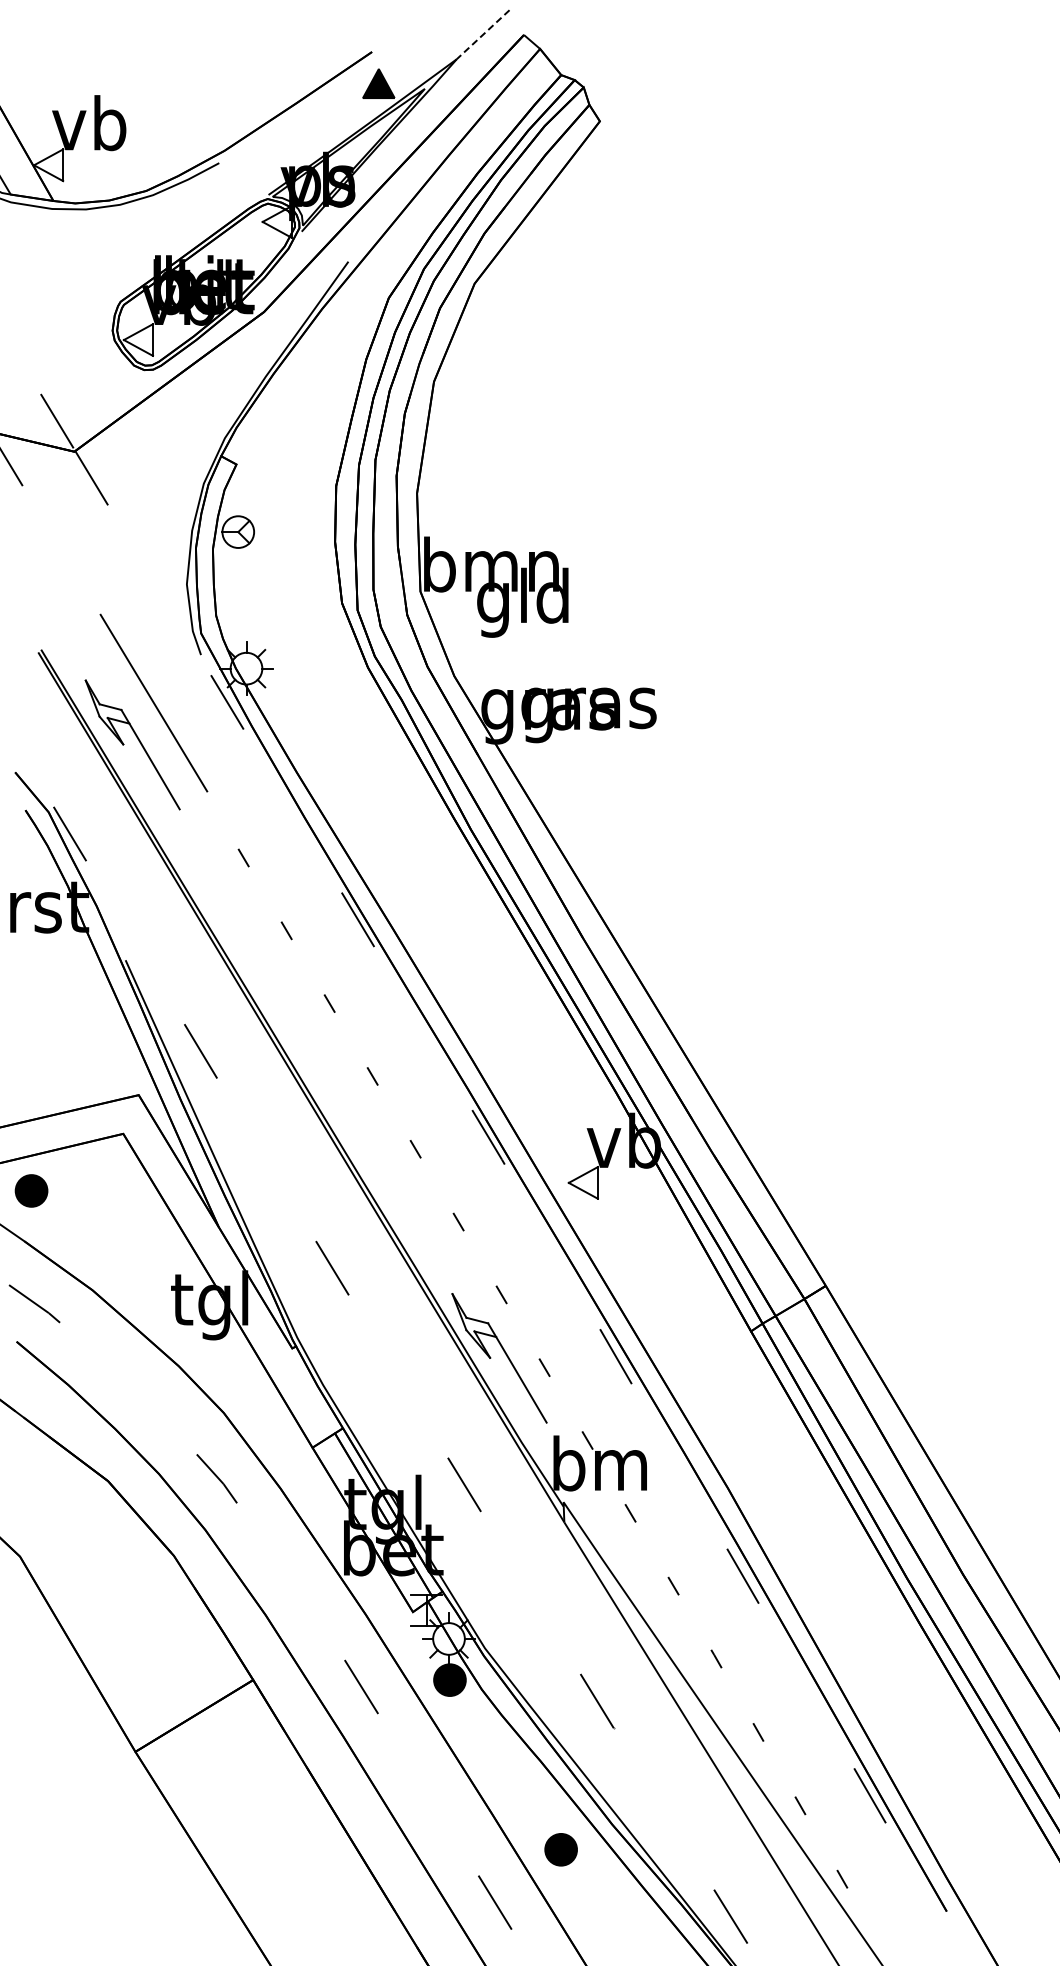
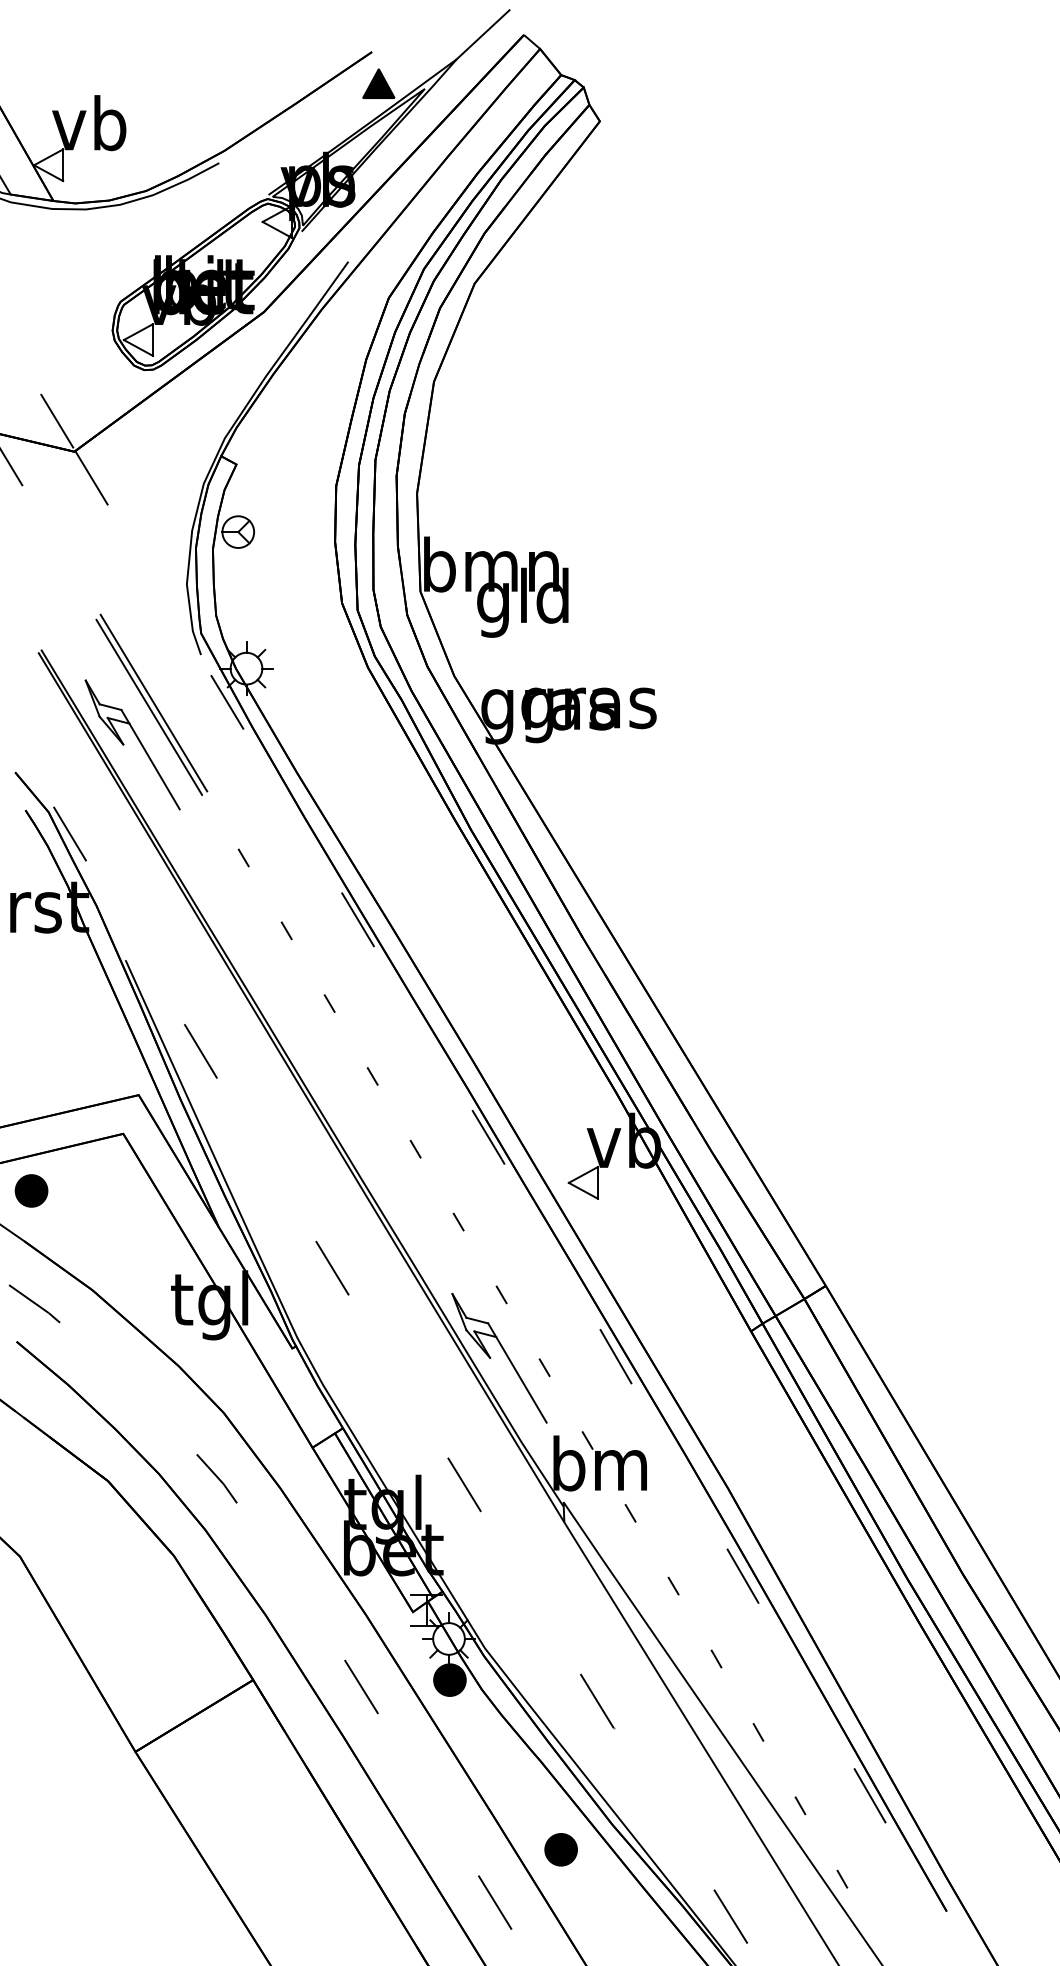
line: dashed -> solid (482, 35)
line: none -> present (149, 706)
